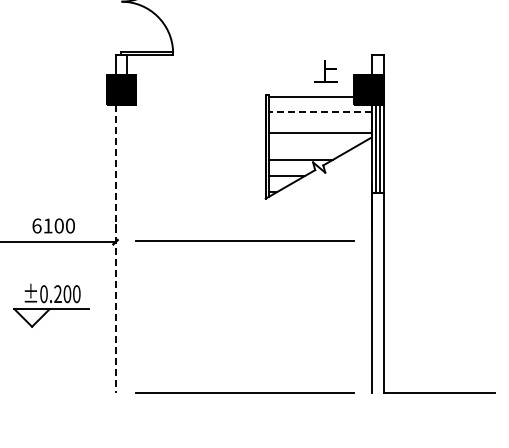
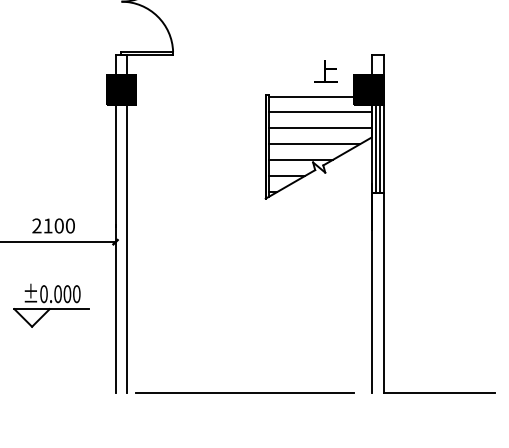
line: dashed -> solid (320, 112)
line position: (320, 133) -> (320, 128) (320, 128)
line: none -> present (314, 144)
text: 6100 -> 2100 (36, 225)
line: present -> none (244, 240)
line: none -> present (127, 248)
line: dashed -> solid (115, 249)
text: ±0.200 -> ±0.000 (57, 294)
